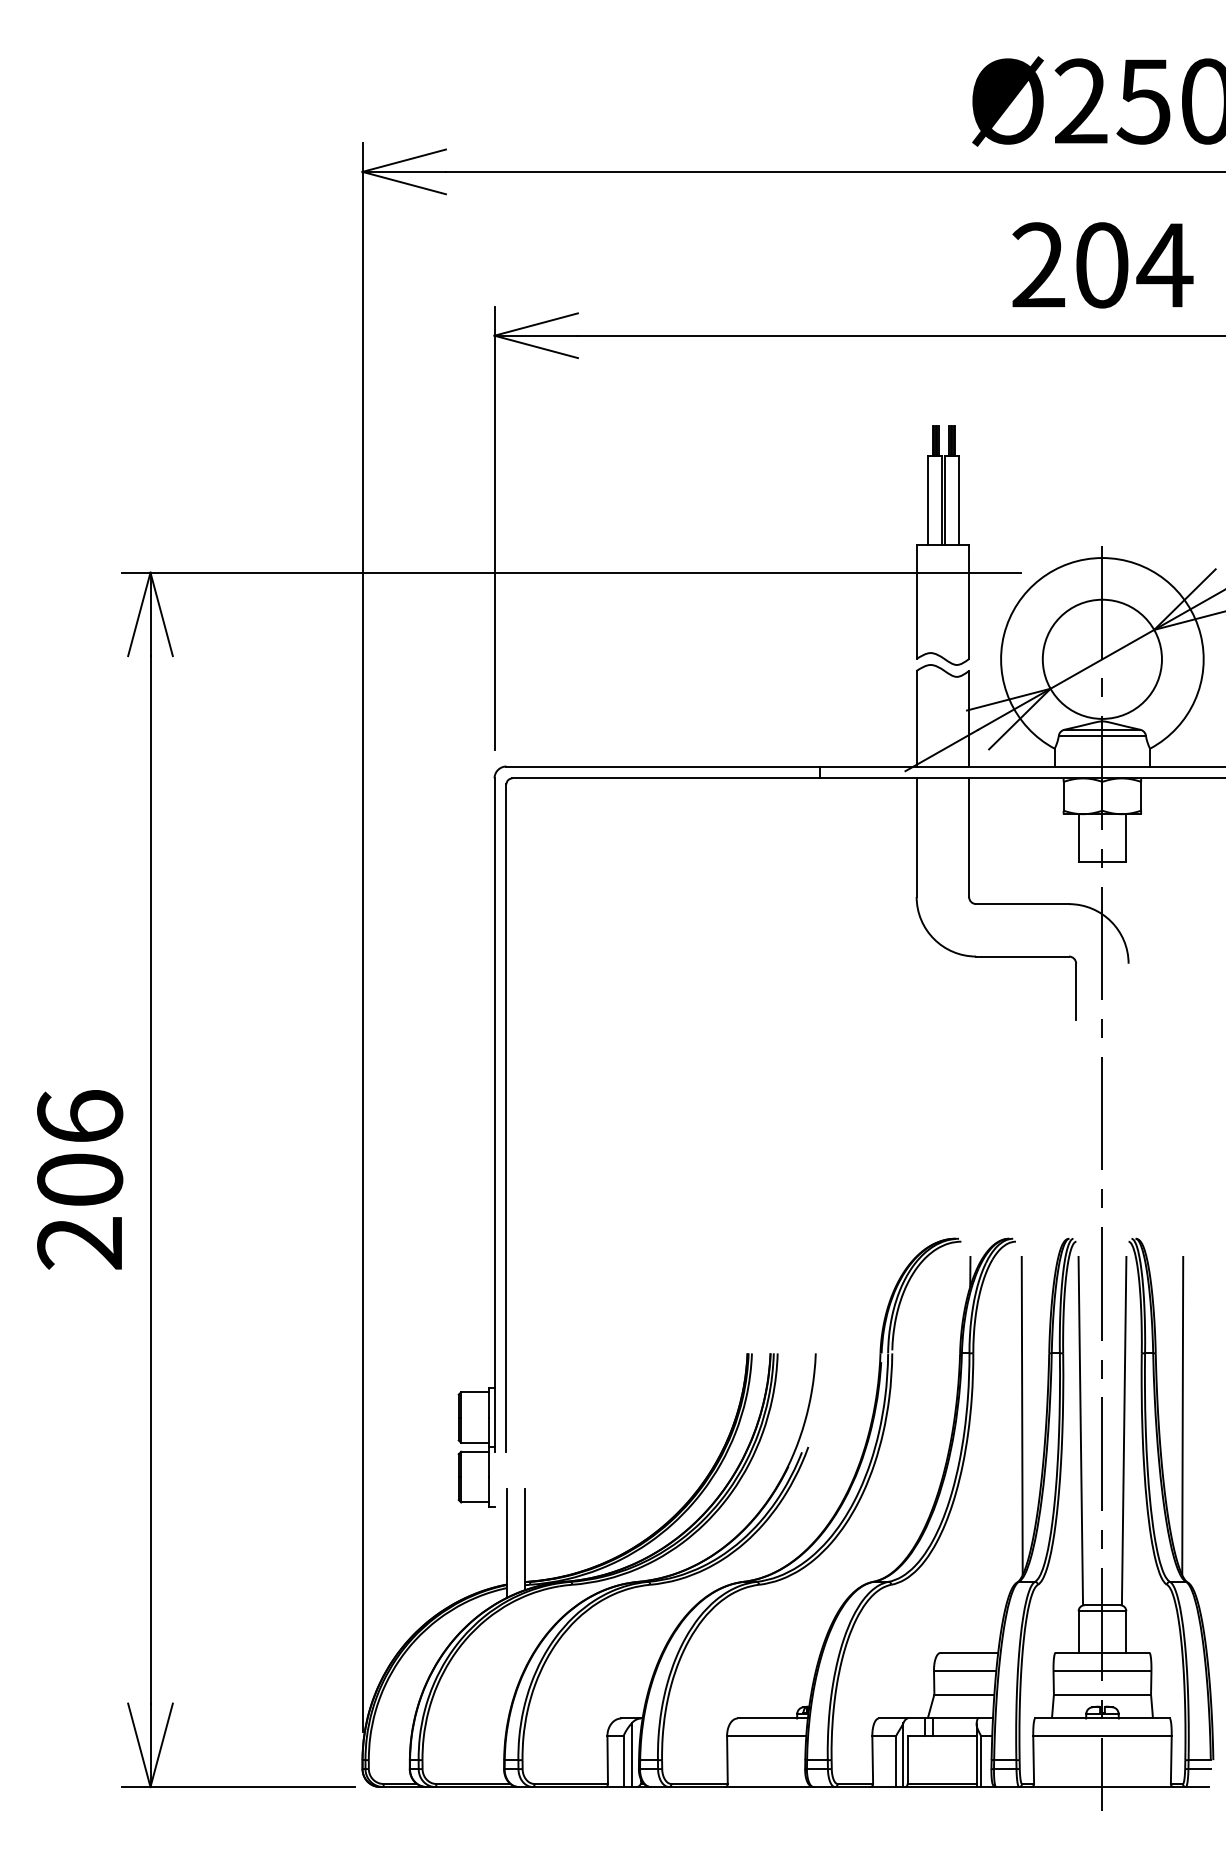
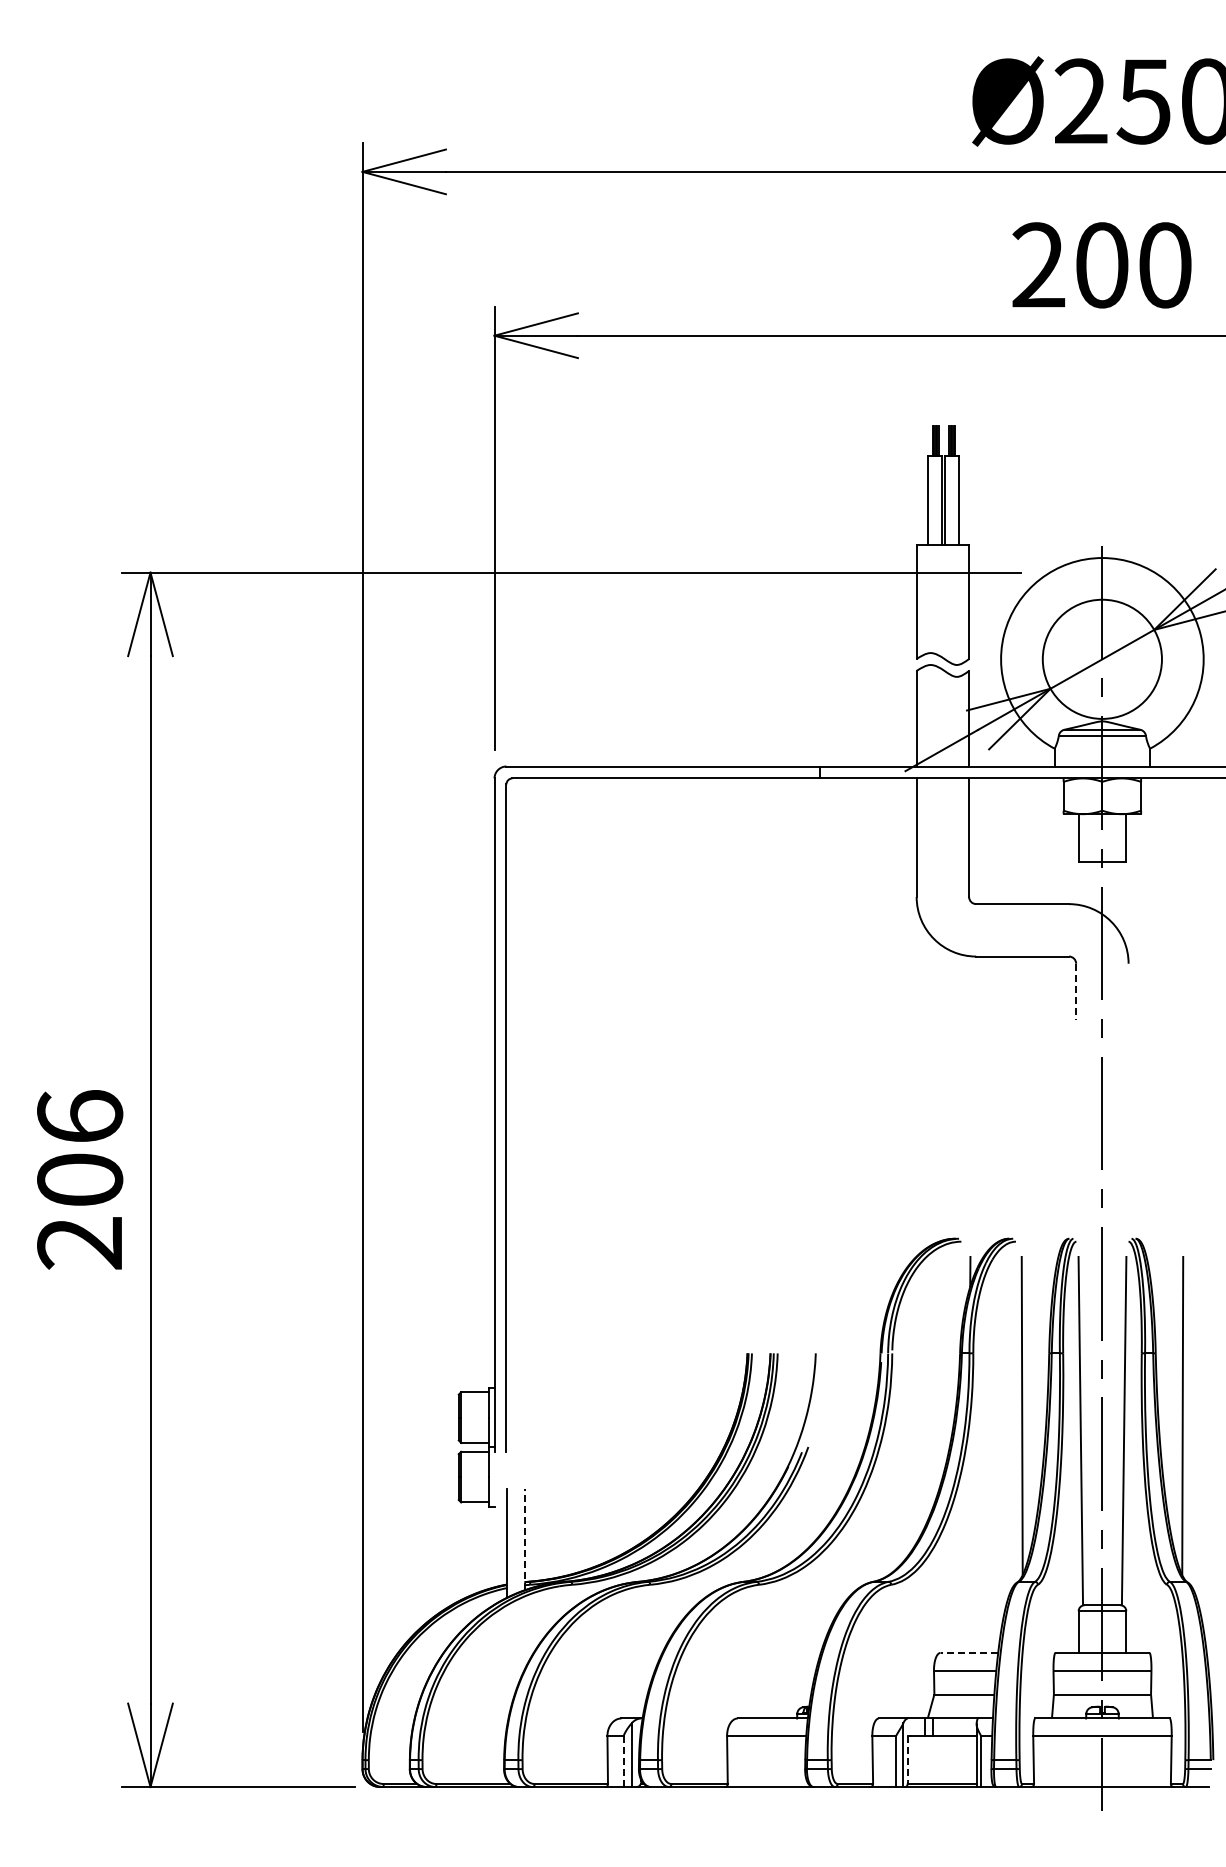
text: 204 -> 200 (1164, 265)
line: solid -> dashed (1076, 992)
line: solid -> dashed (524, 1539)
line: solid -> dashed (969, 1652)
line: solid -> dashed (908, 1759)
line: solid -> dashed (623, 1762)
